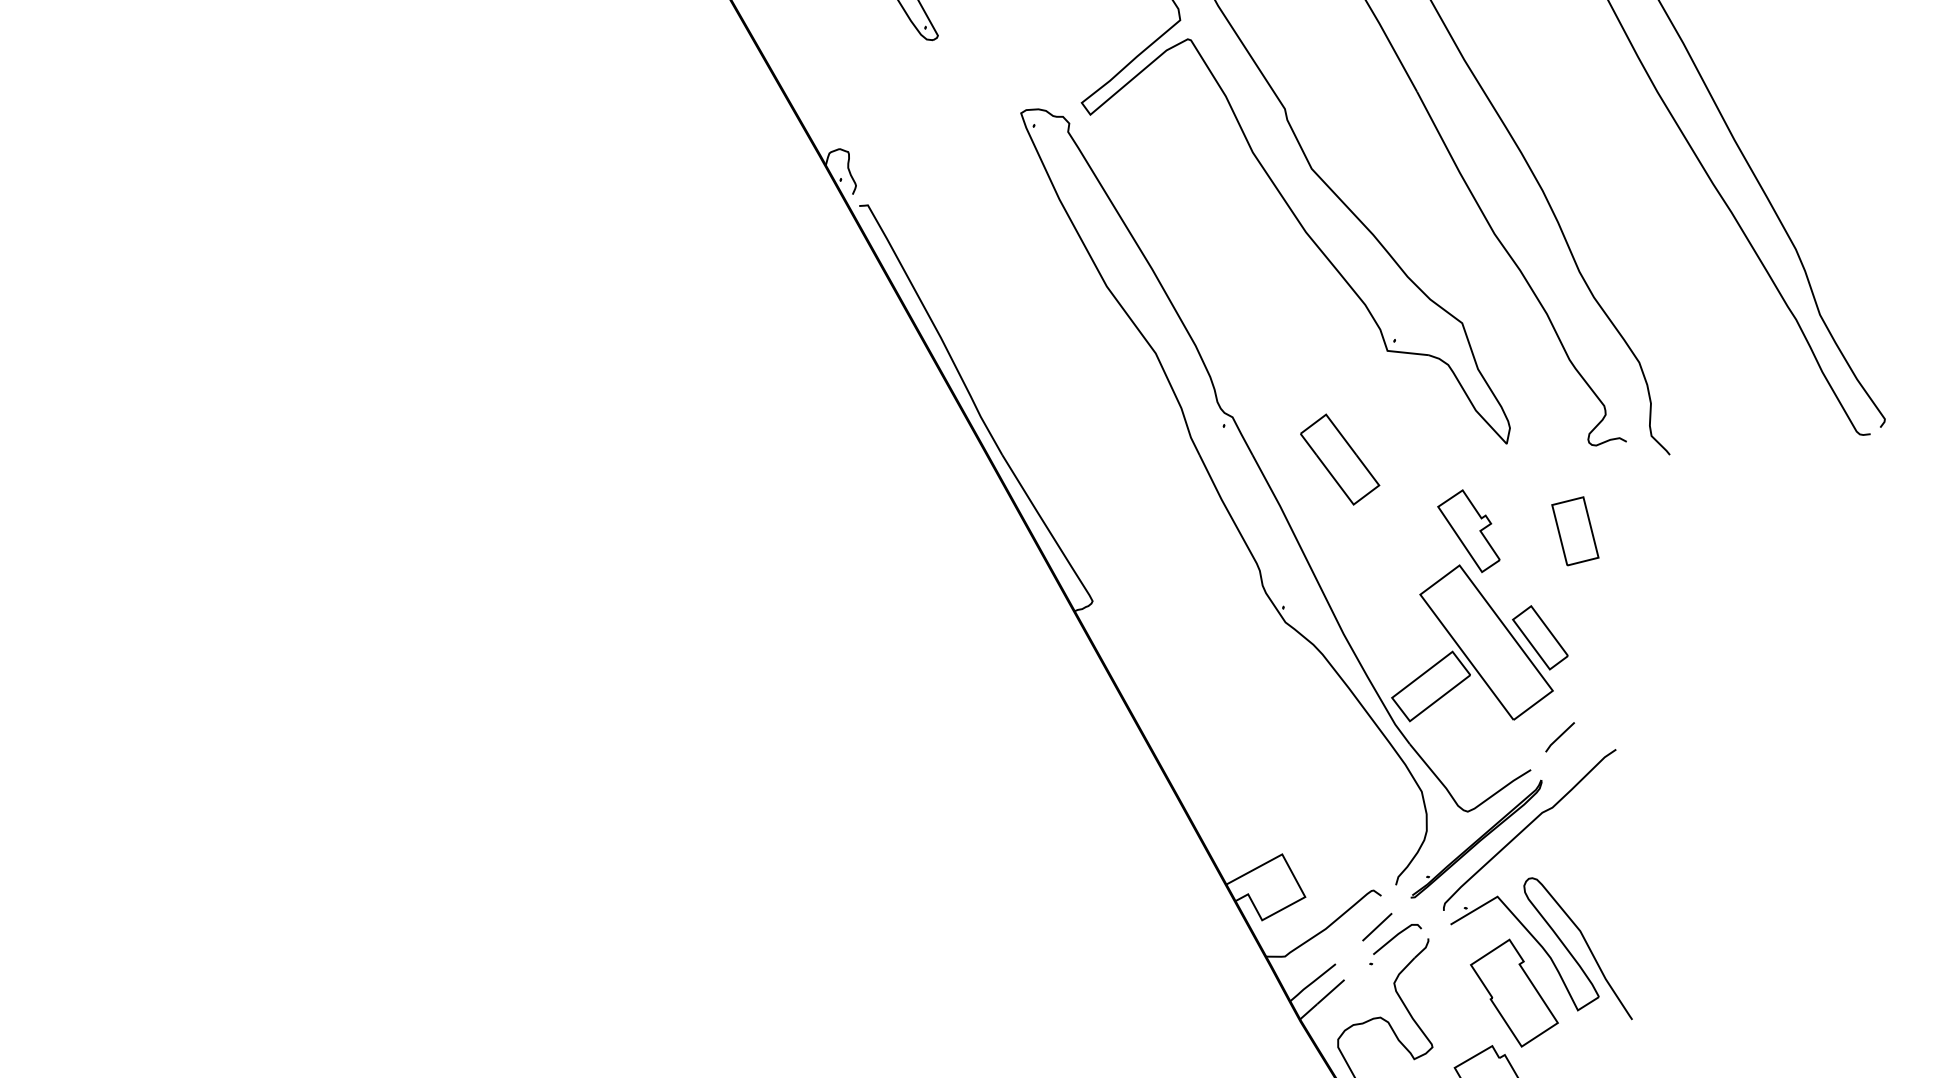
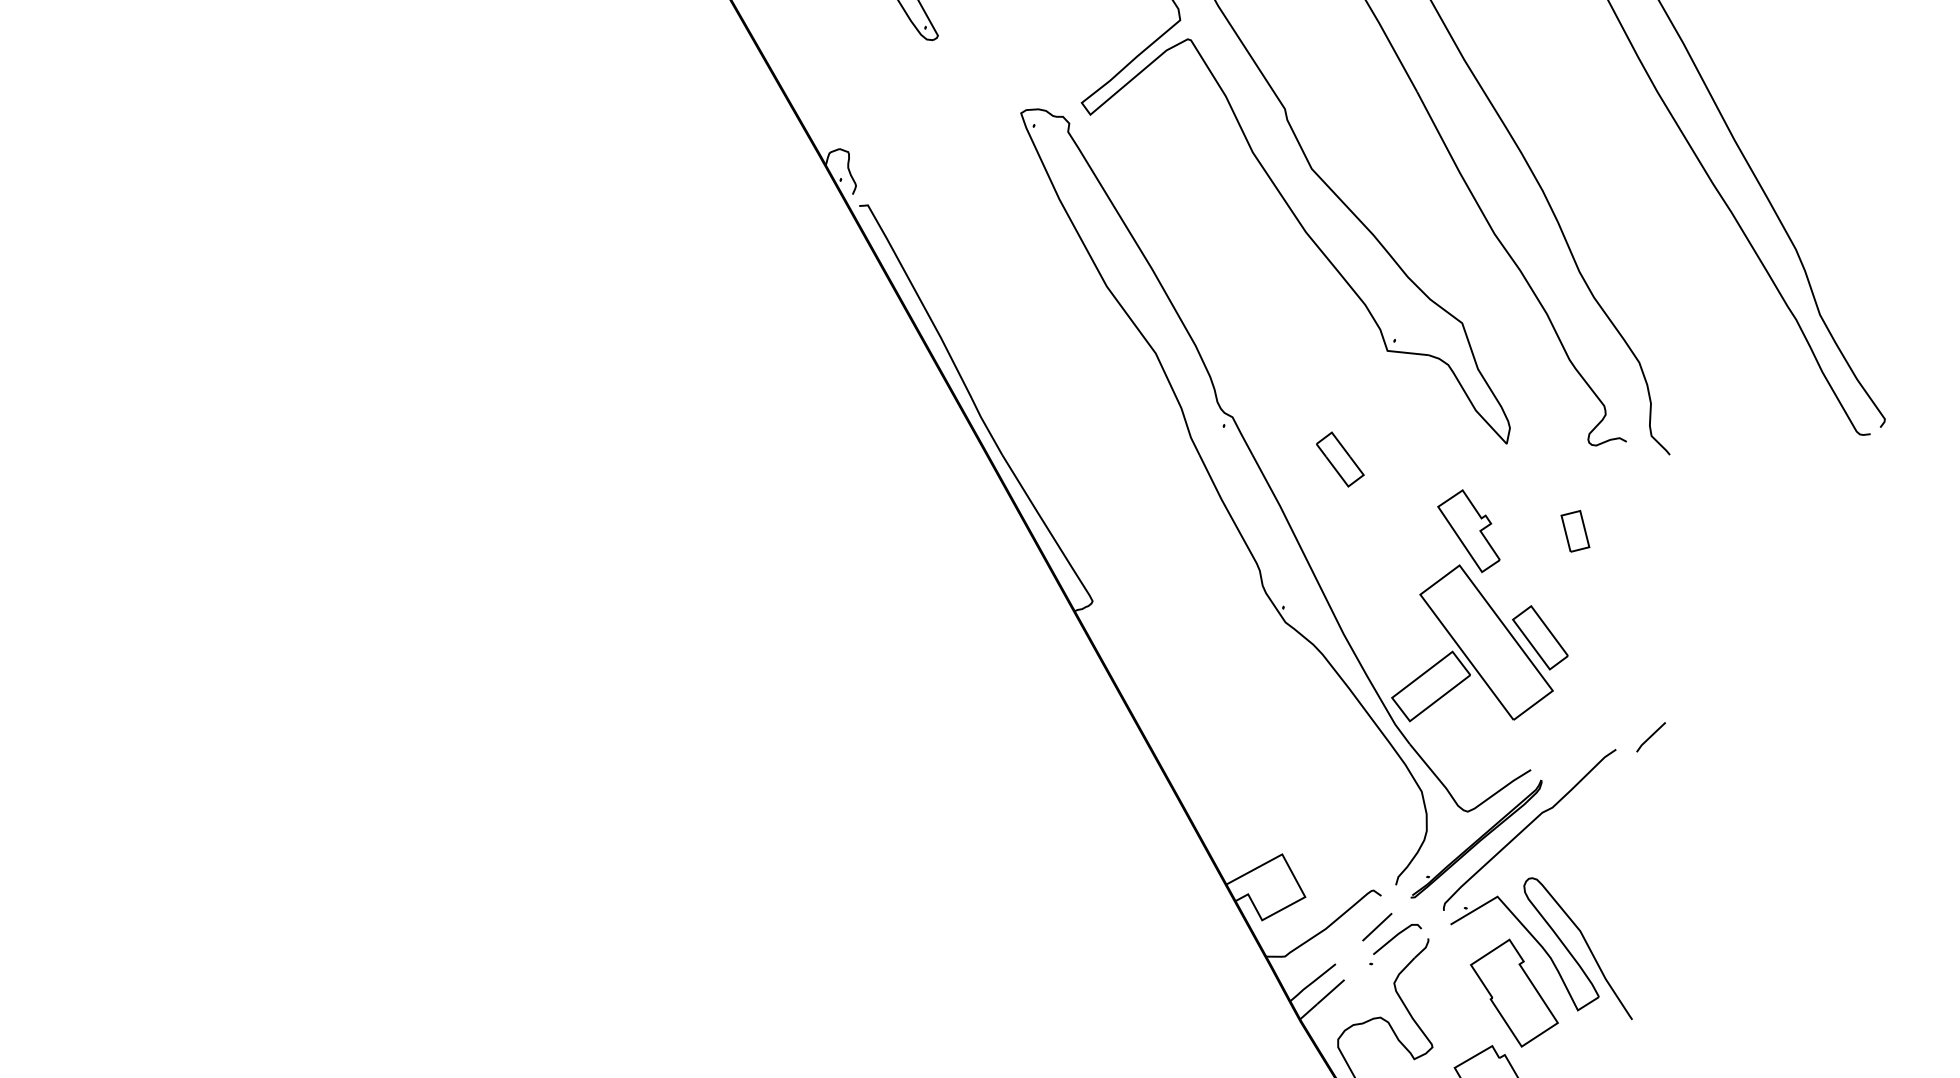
part size: 81x93 px -> 49x57 px (1340, 459)
part size: 49x71 px -> 31x43 px (1575, 531)
line position: (1559, 737) -> (1650, 737) (1650, 737)
